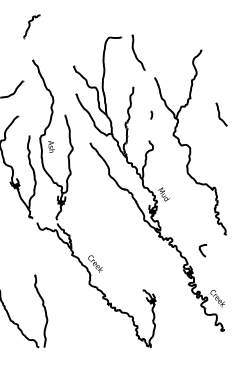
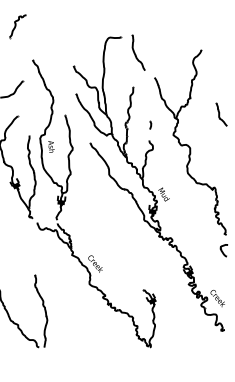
part position: (31, 26) -> (17, 26) (17, 26)
part position: (151, 114) -> (150, 124) (150, 124)
curve position: (201, 250) -> (222, 250) (222, 250)
